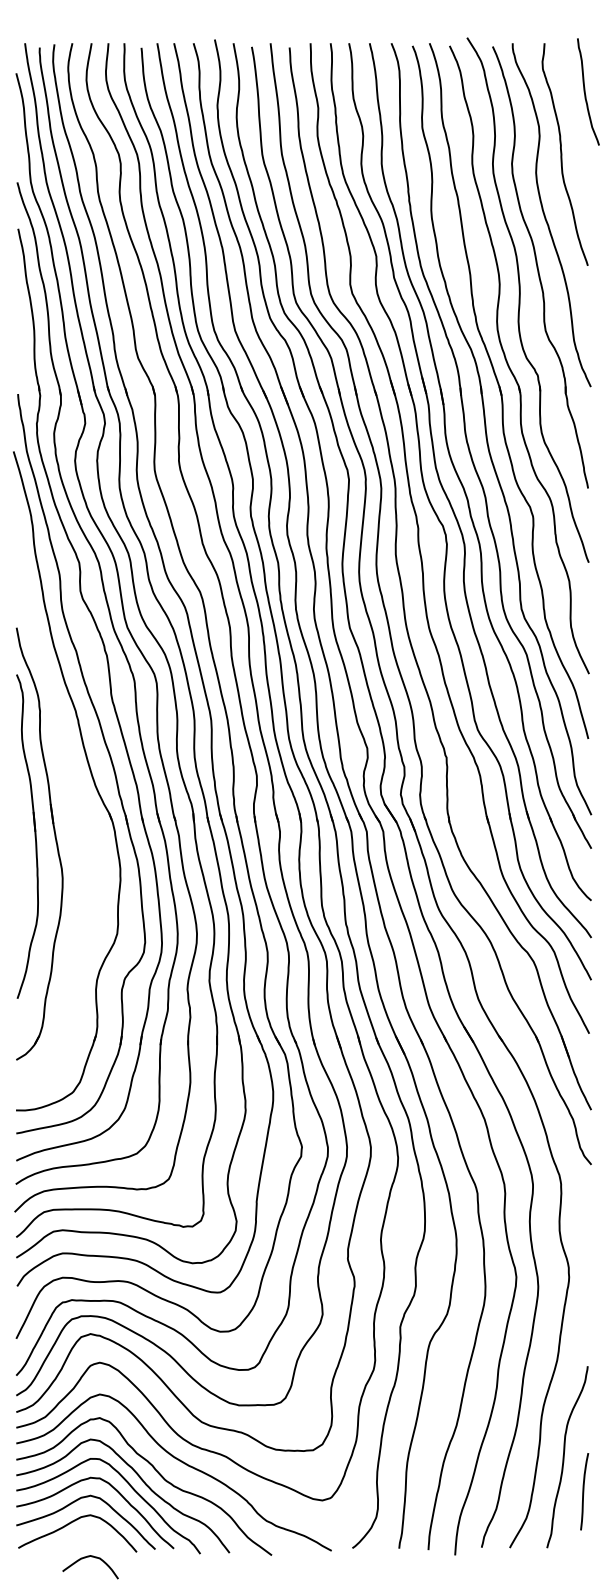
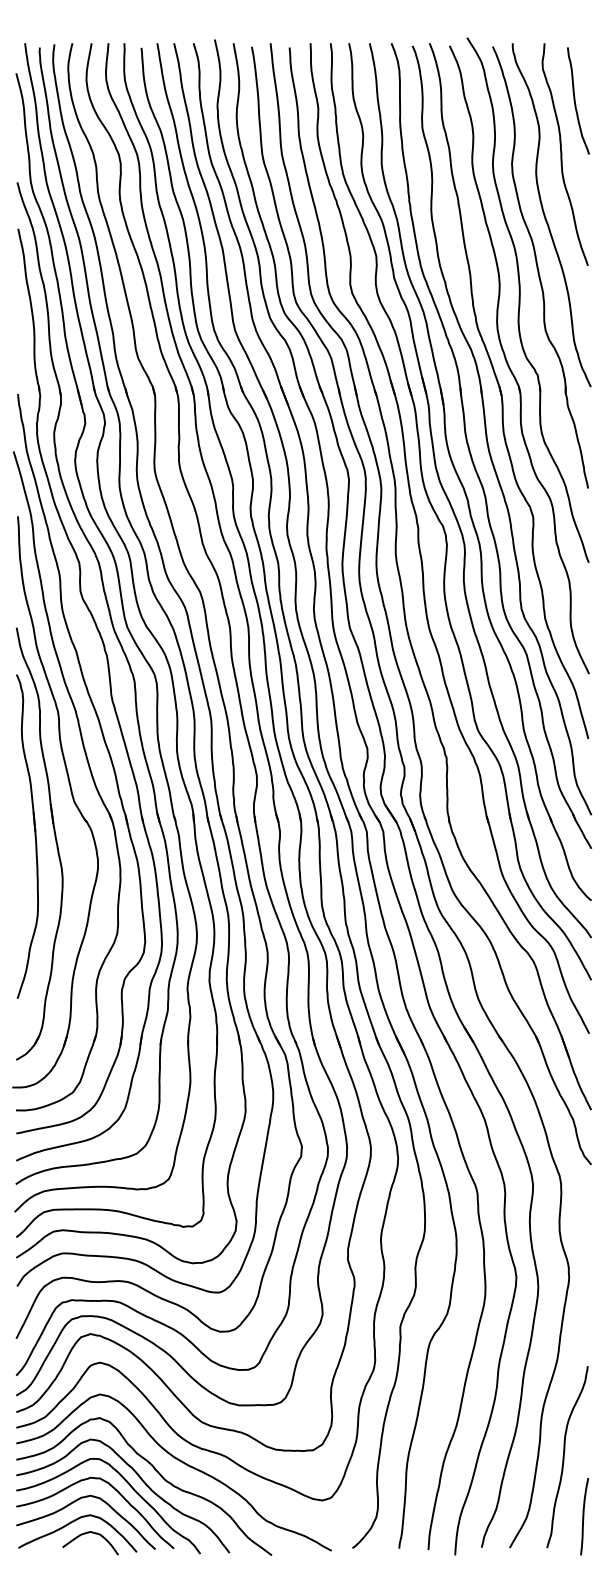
curve position: (585, 91) -> (575, 100) (575, 100)
part: none -> present (71, 796)
curve position: (584, 1491) -> (584, 1516) (584, 1516)
curve position: (89, 1557) -> (89, 1533) (89, 1533)
